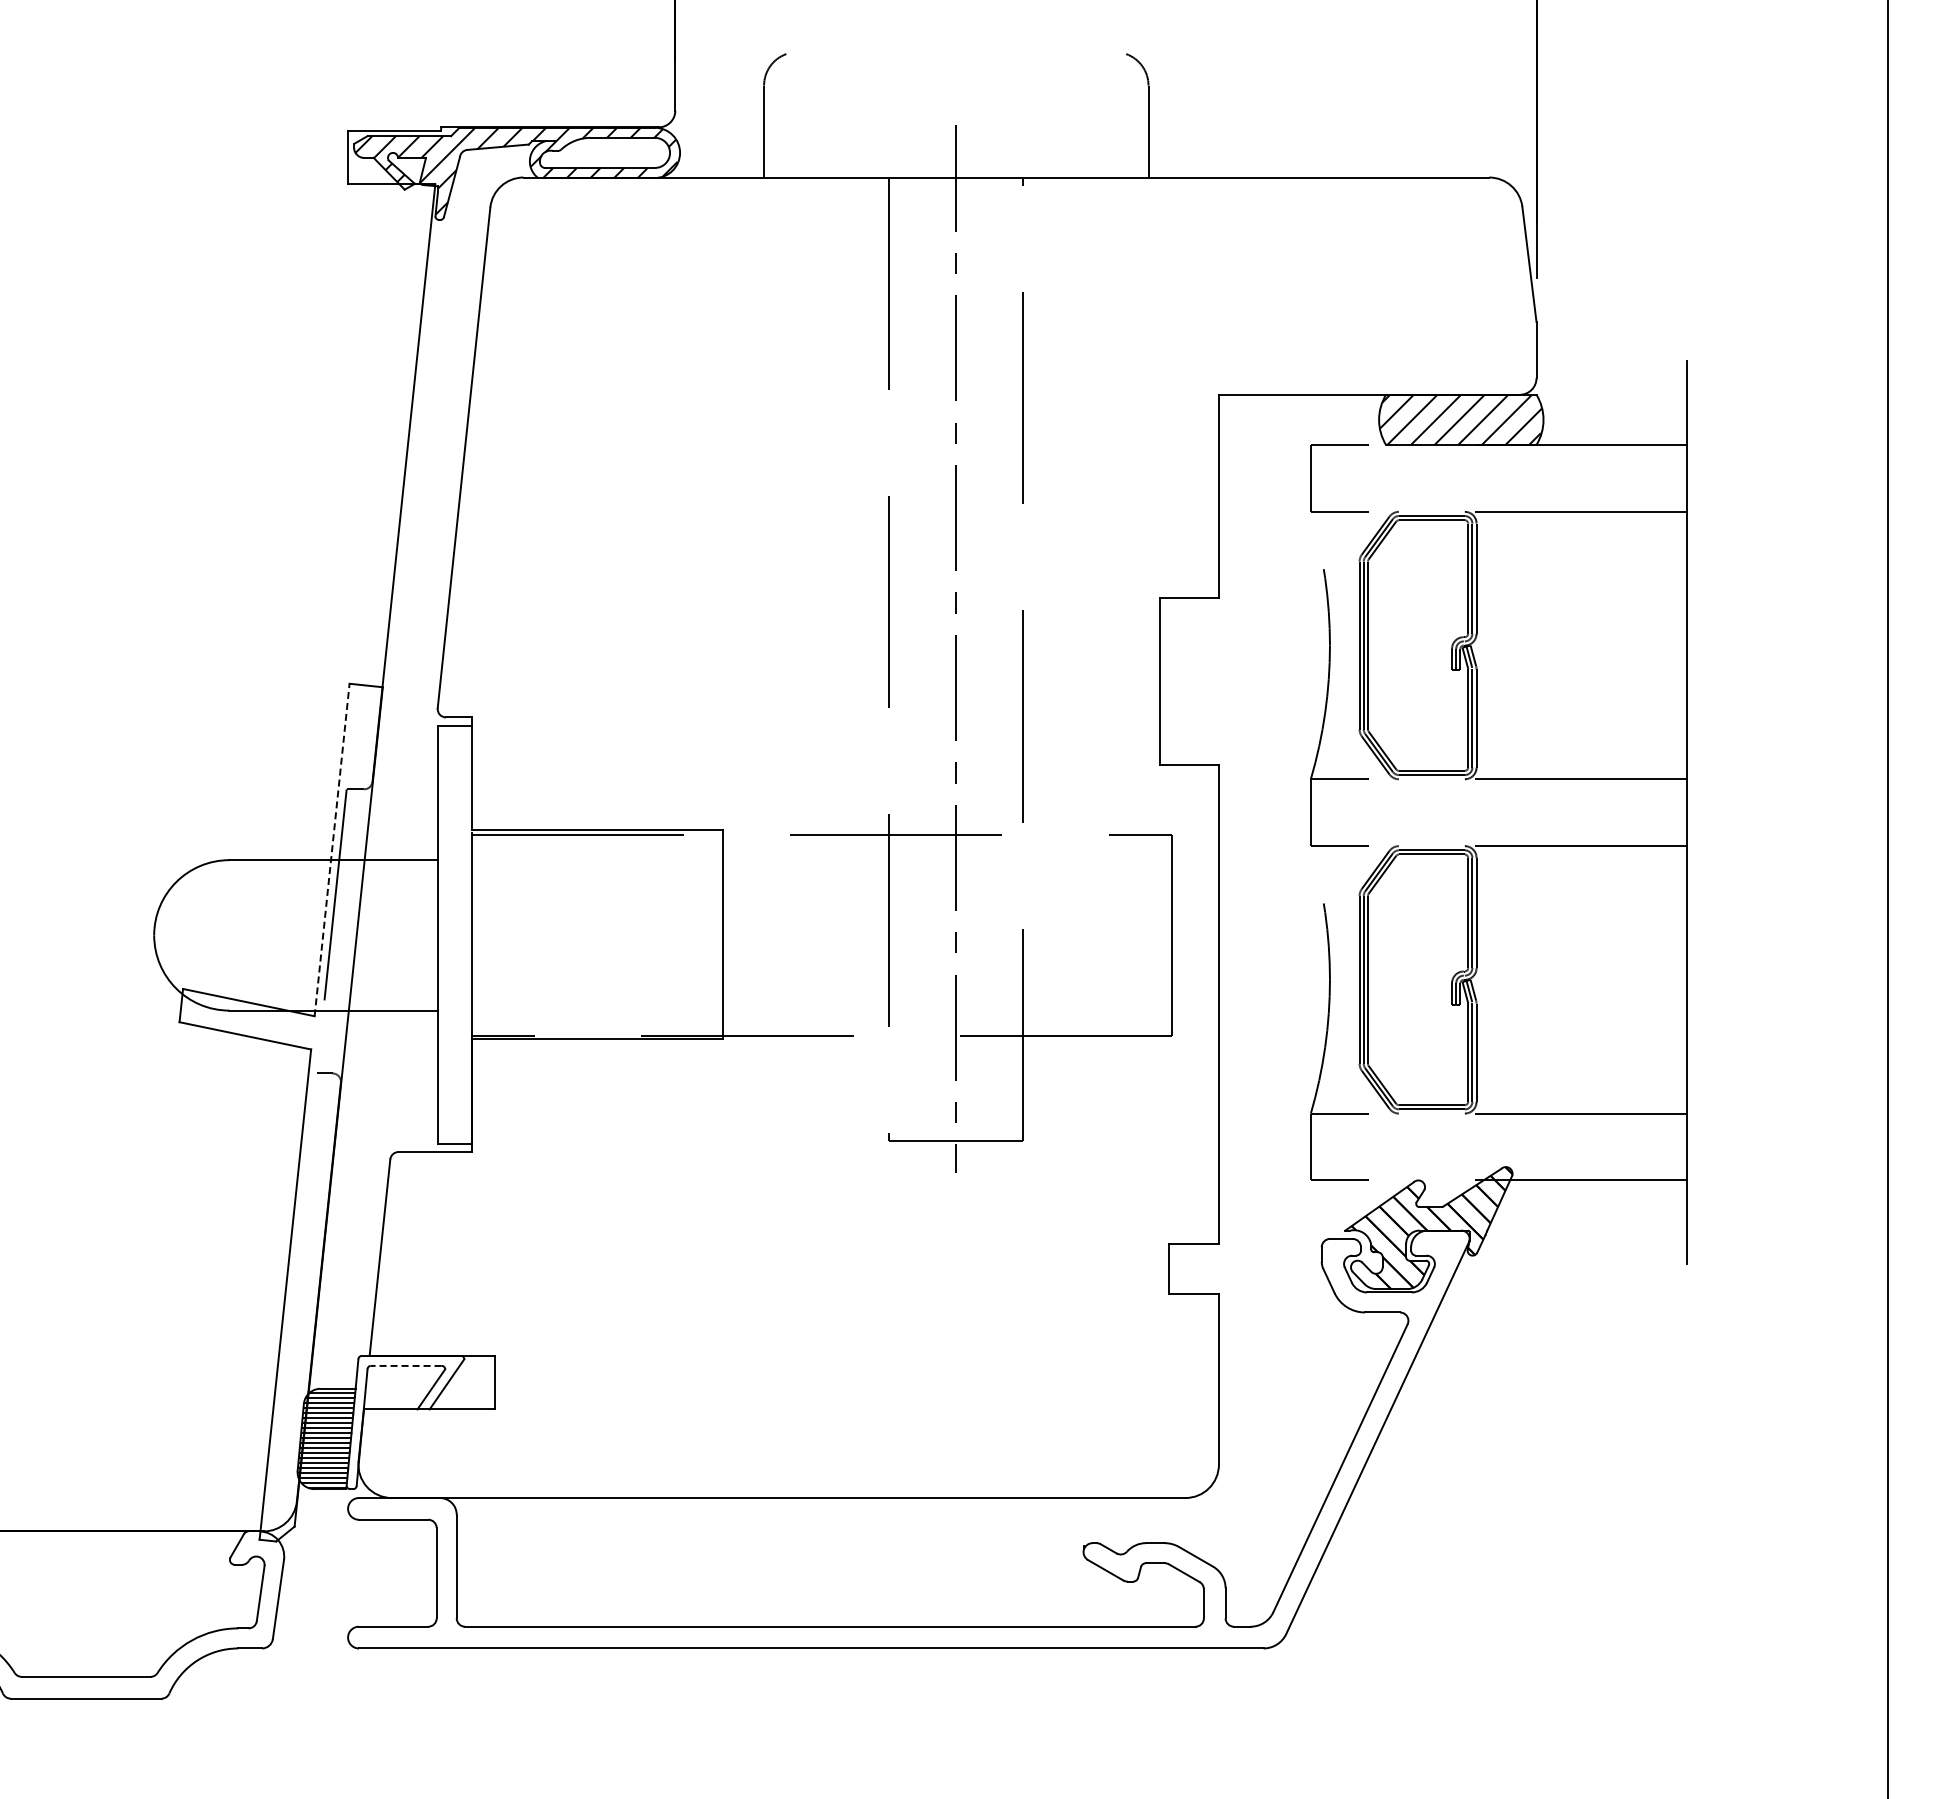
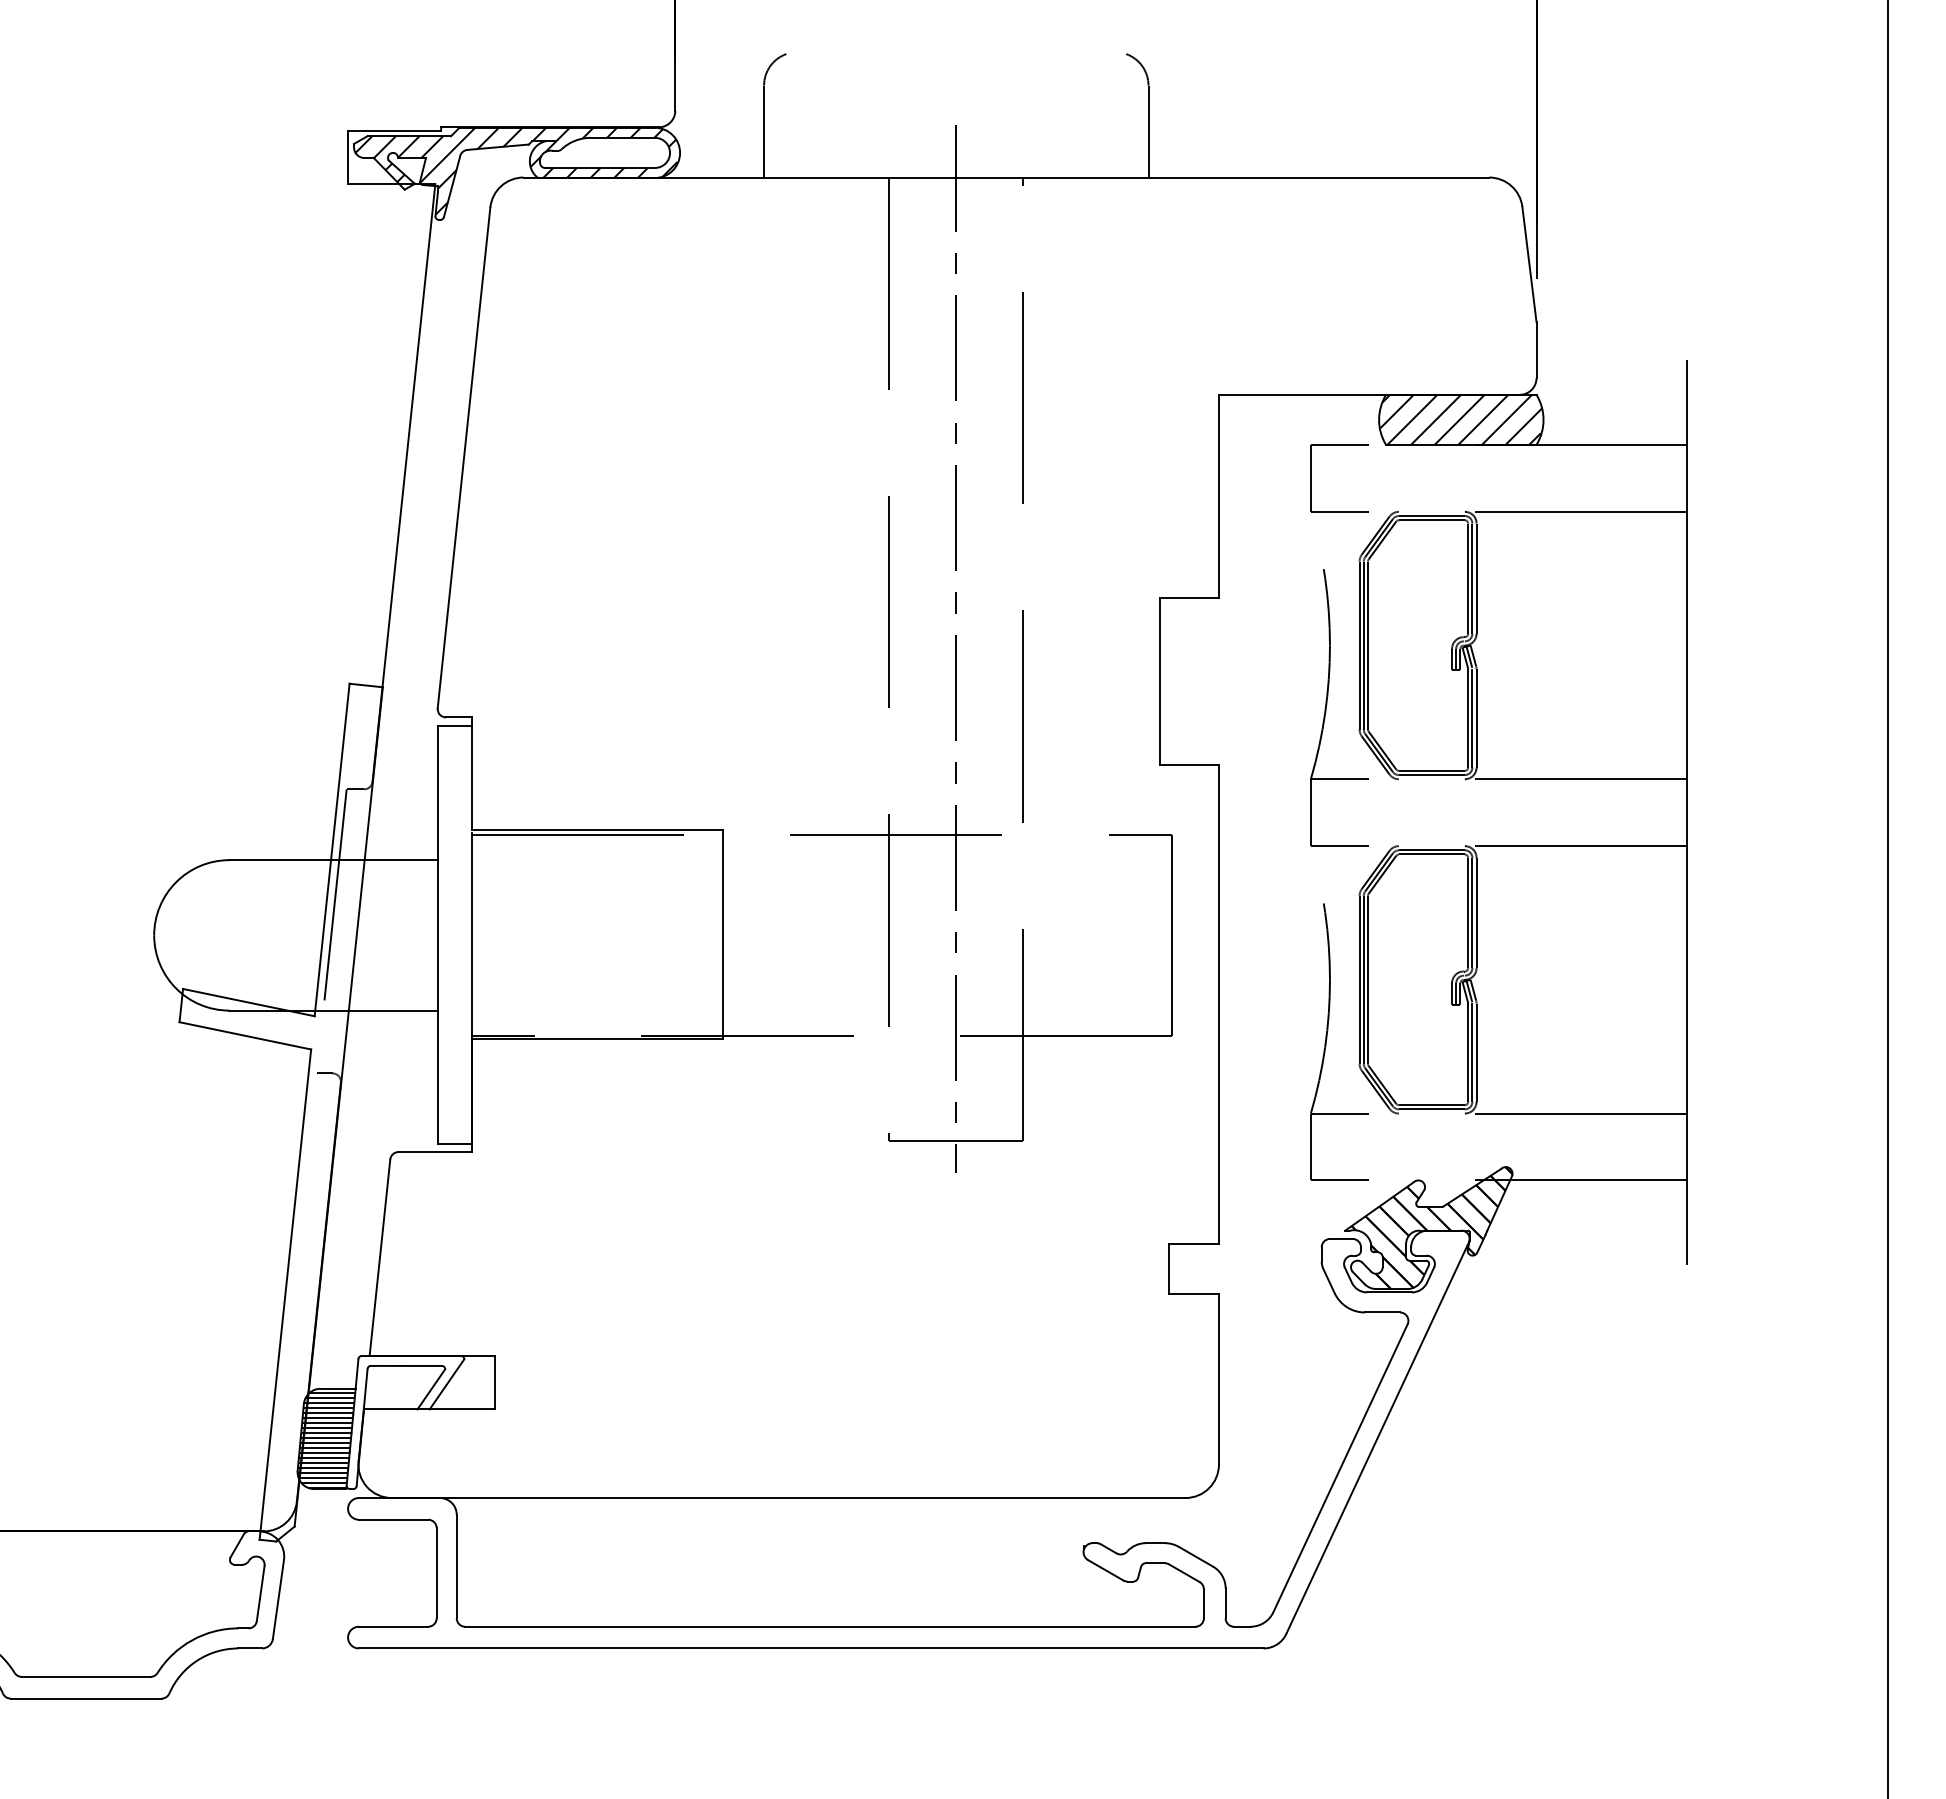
line: dashed -> solid (332, 849)
line: dashed -> solid (405, 1365)
